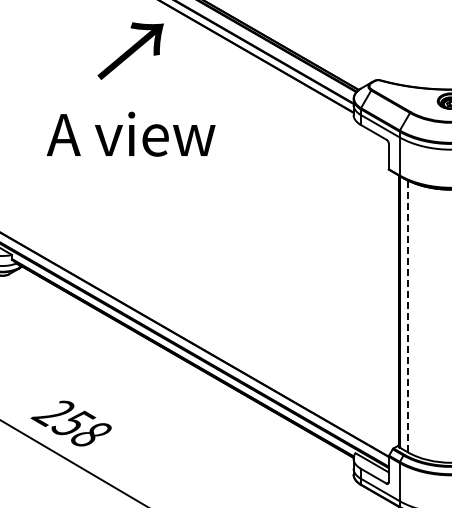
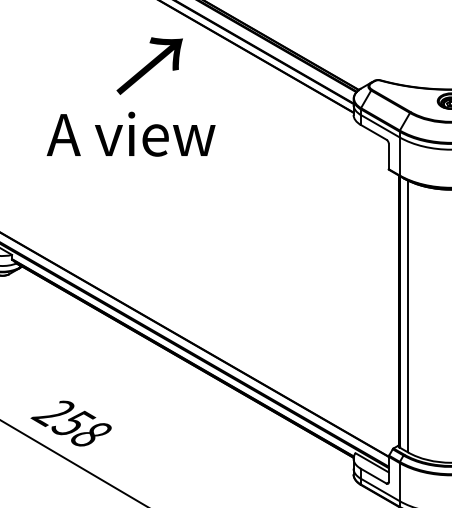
text position: (130, 50) -> (149, 65) (149, 65)
line: dashed -> solid (408, 316)
